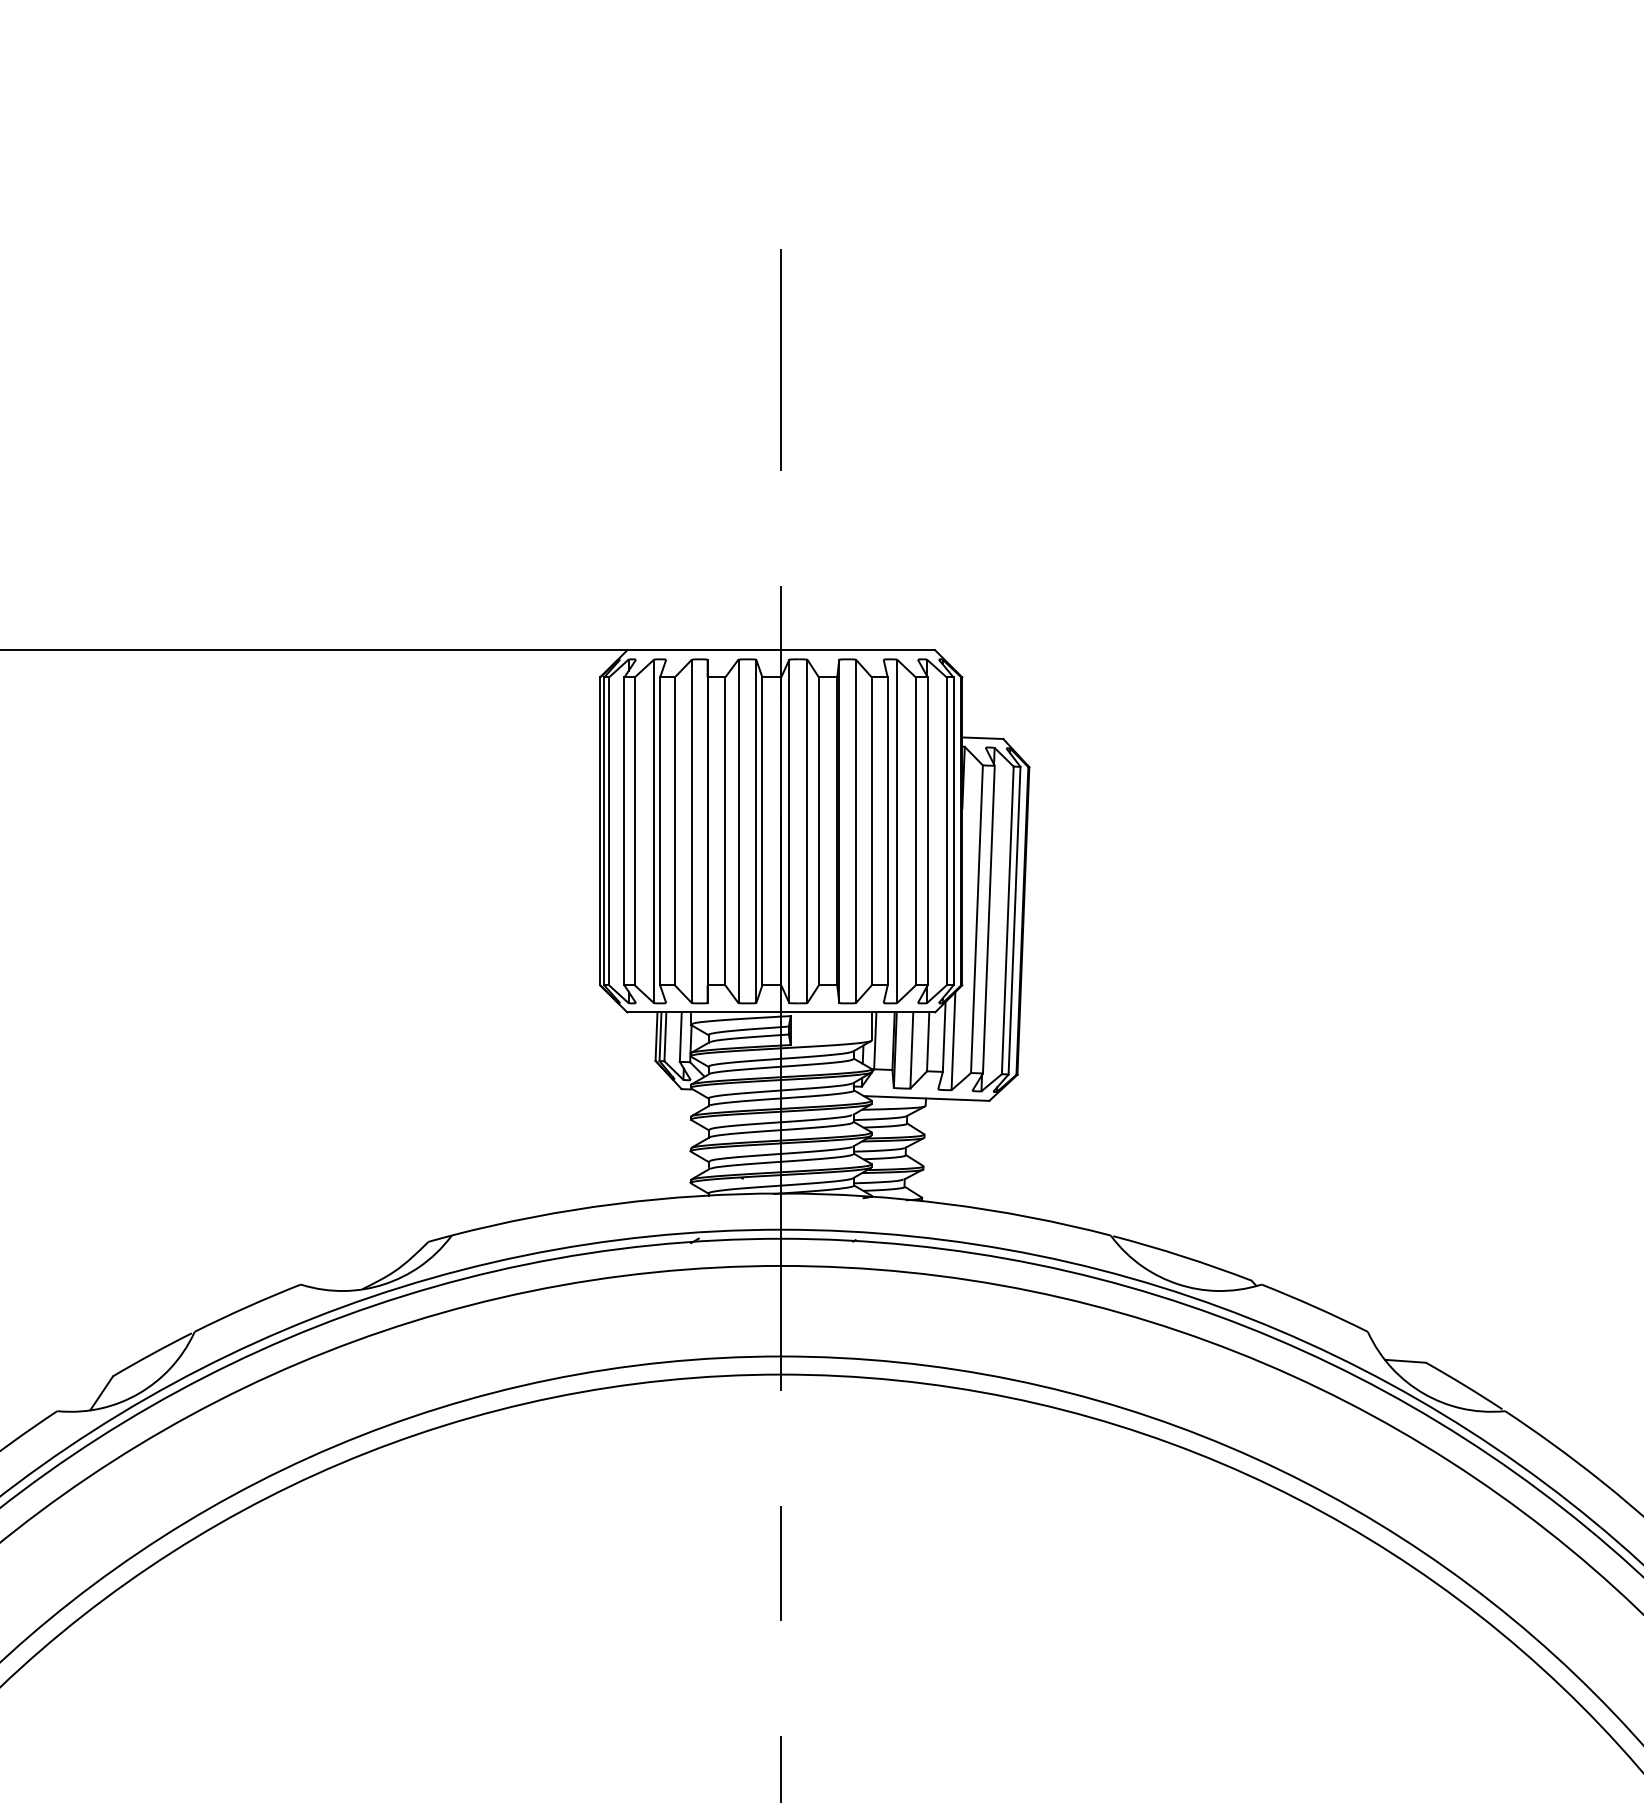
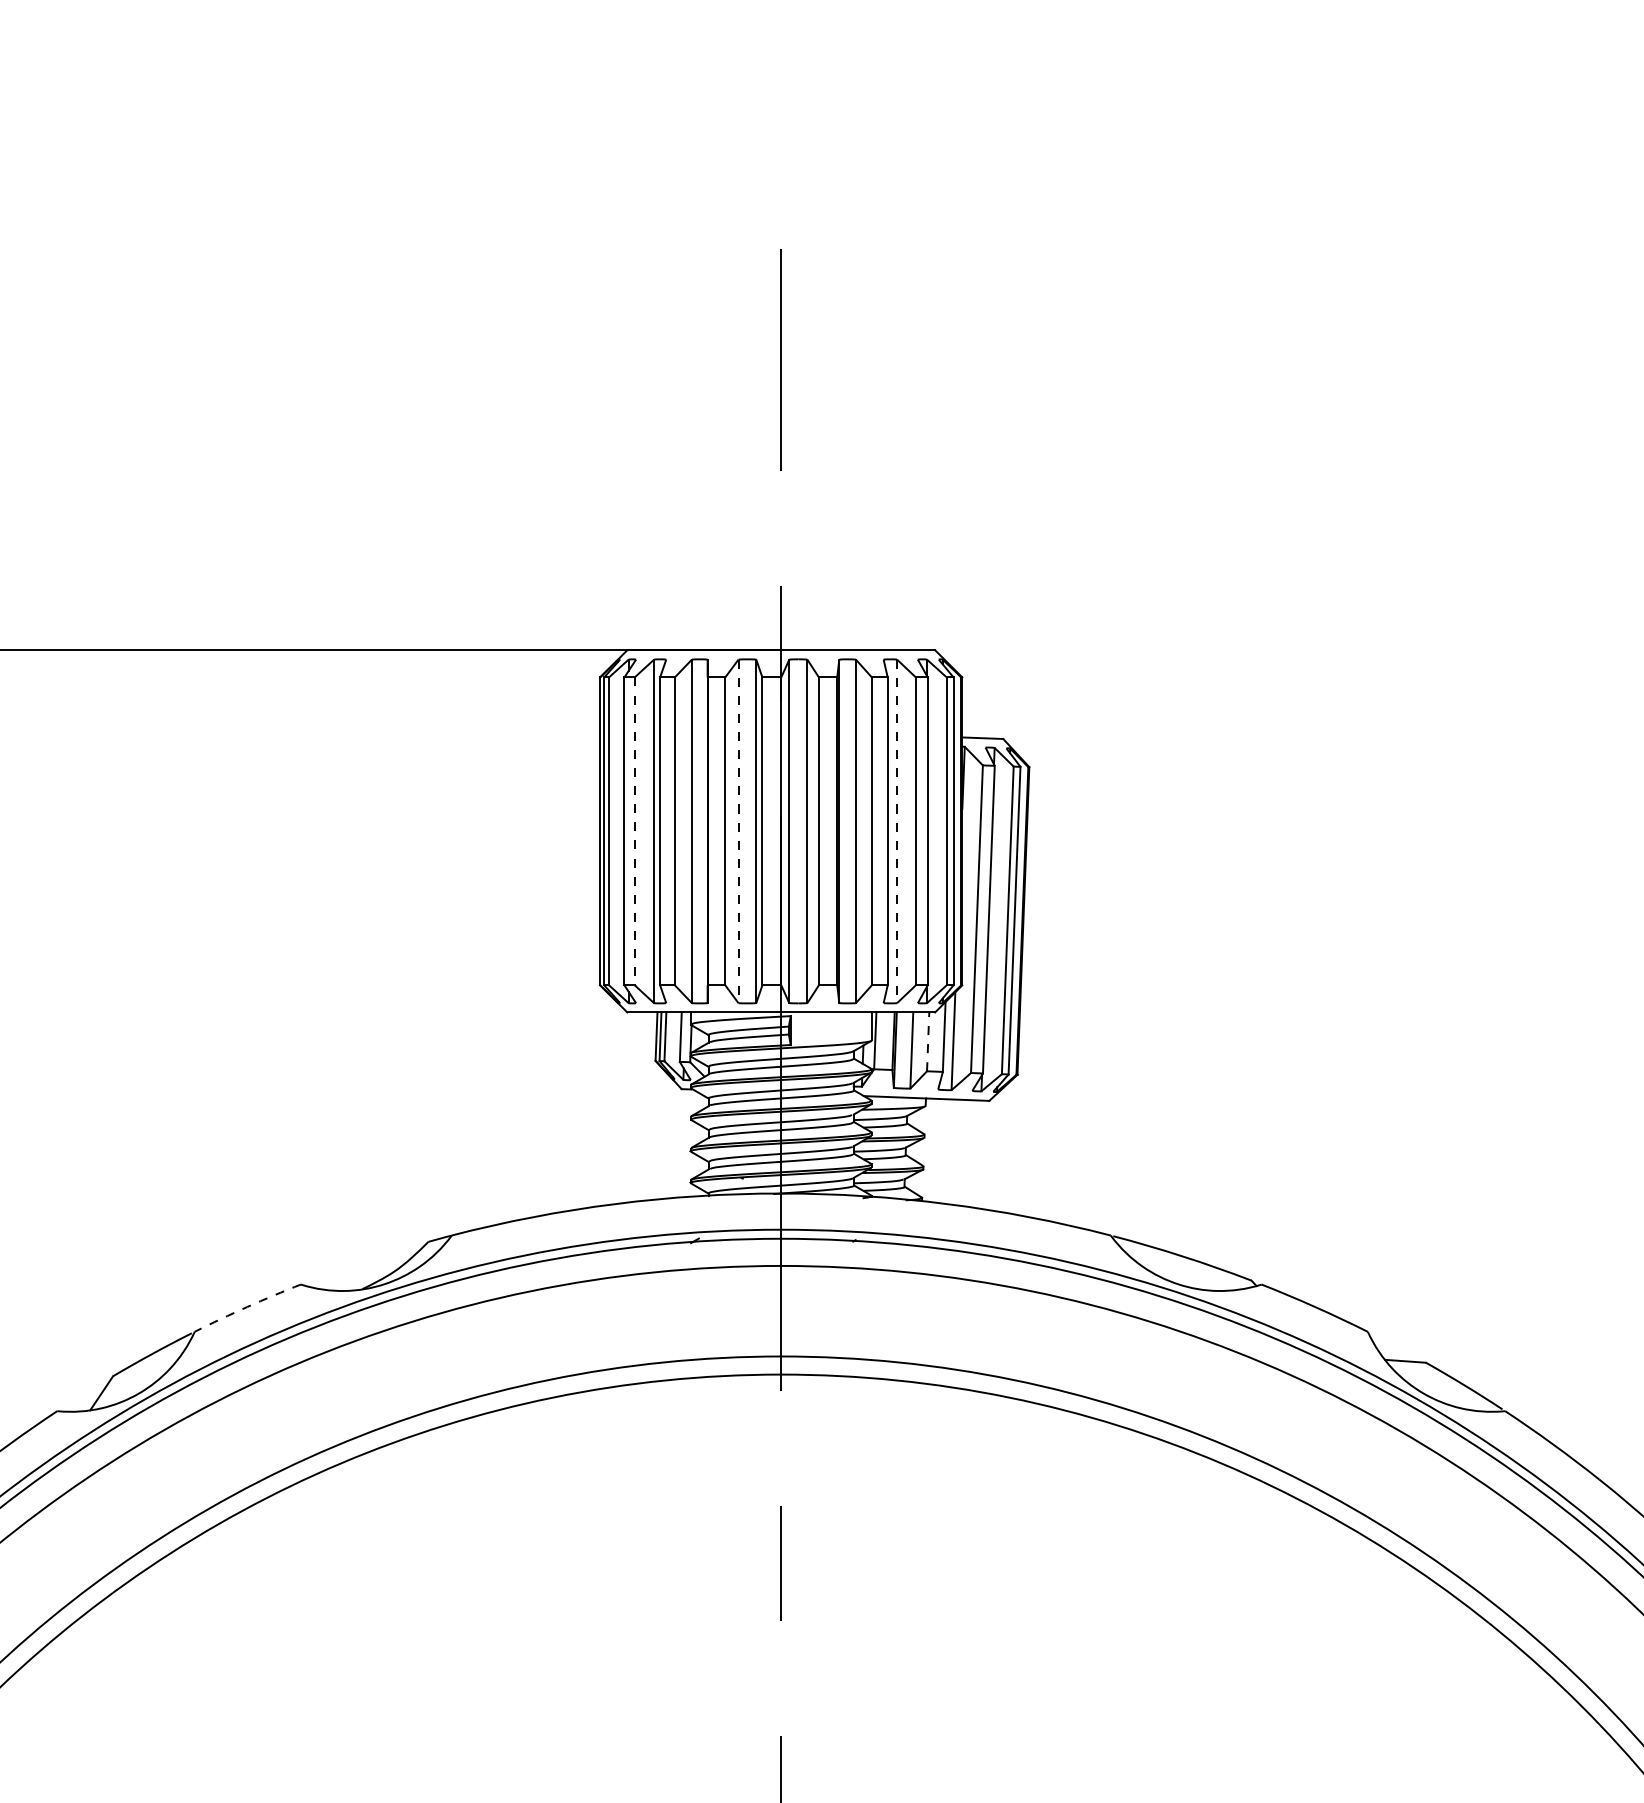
line: solid -> dashed (634, 831)
line: solid -> dashed (738, 831)
line: solid -> dashed (897, 831)
line: solid -> dashed (928, 1041)
arc: solid -> dashed (247, 1307)
